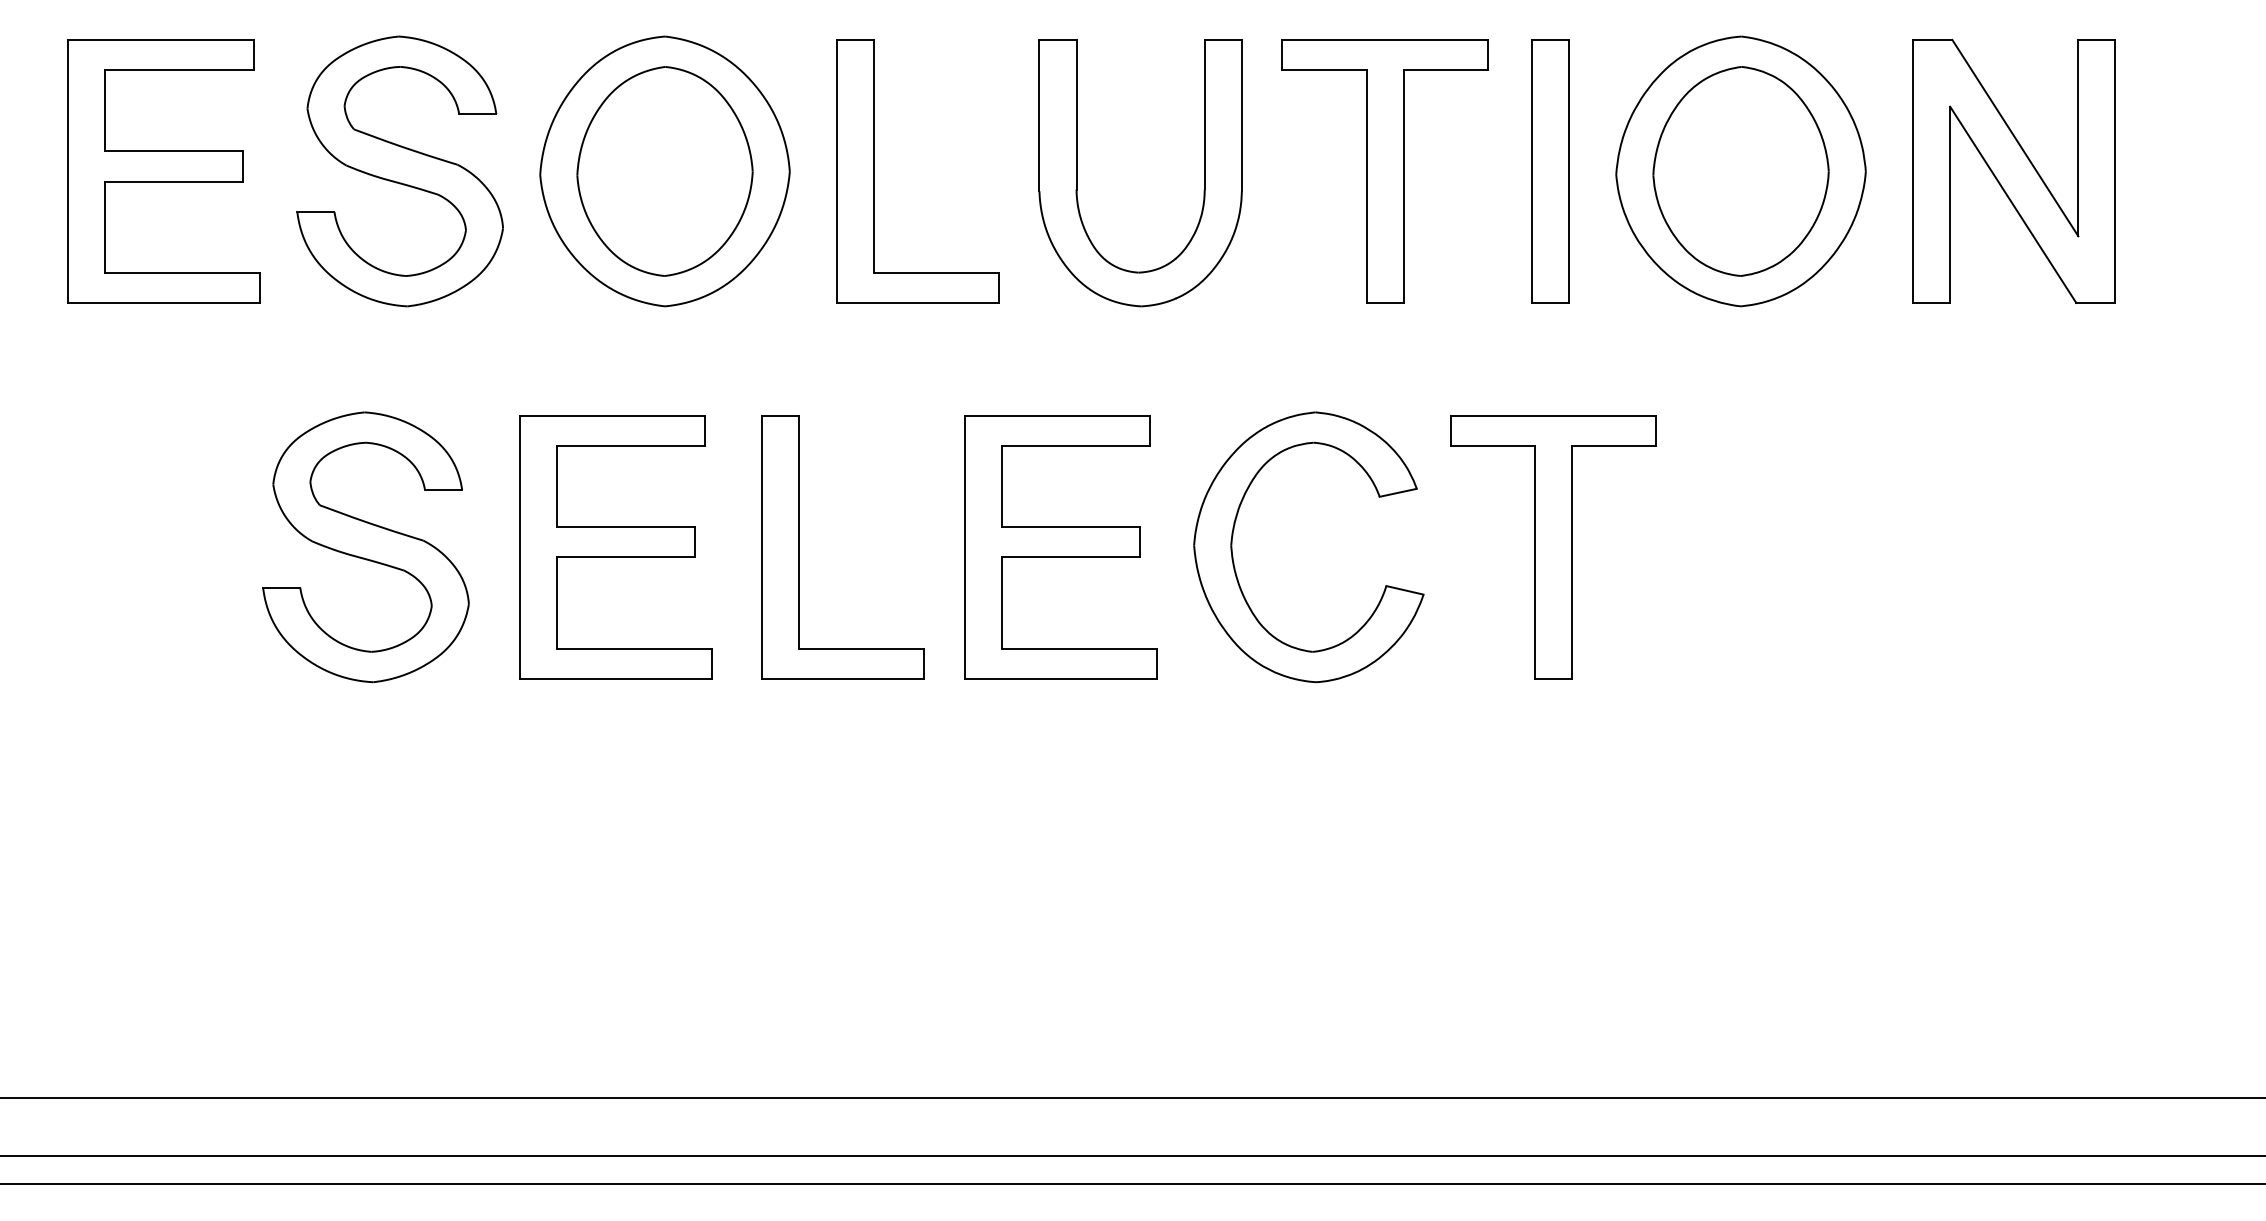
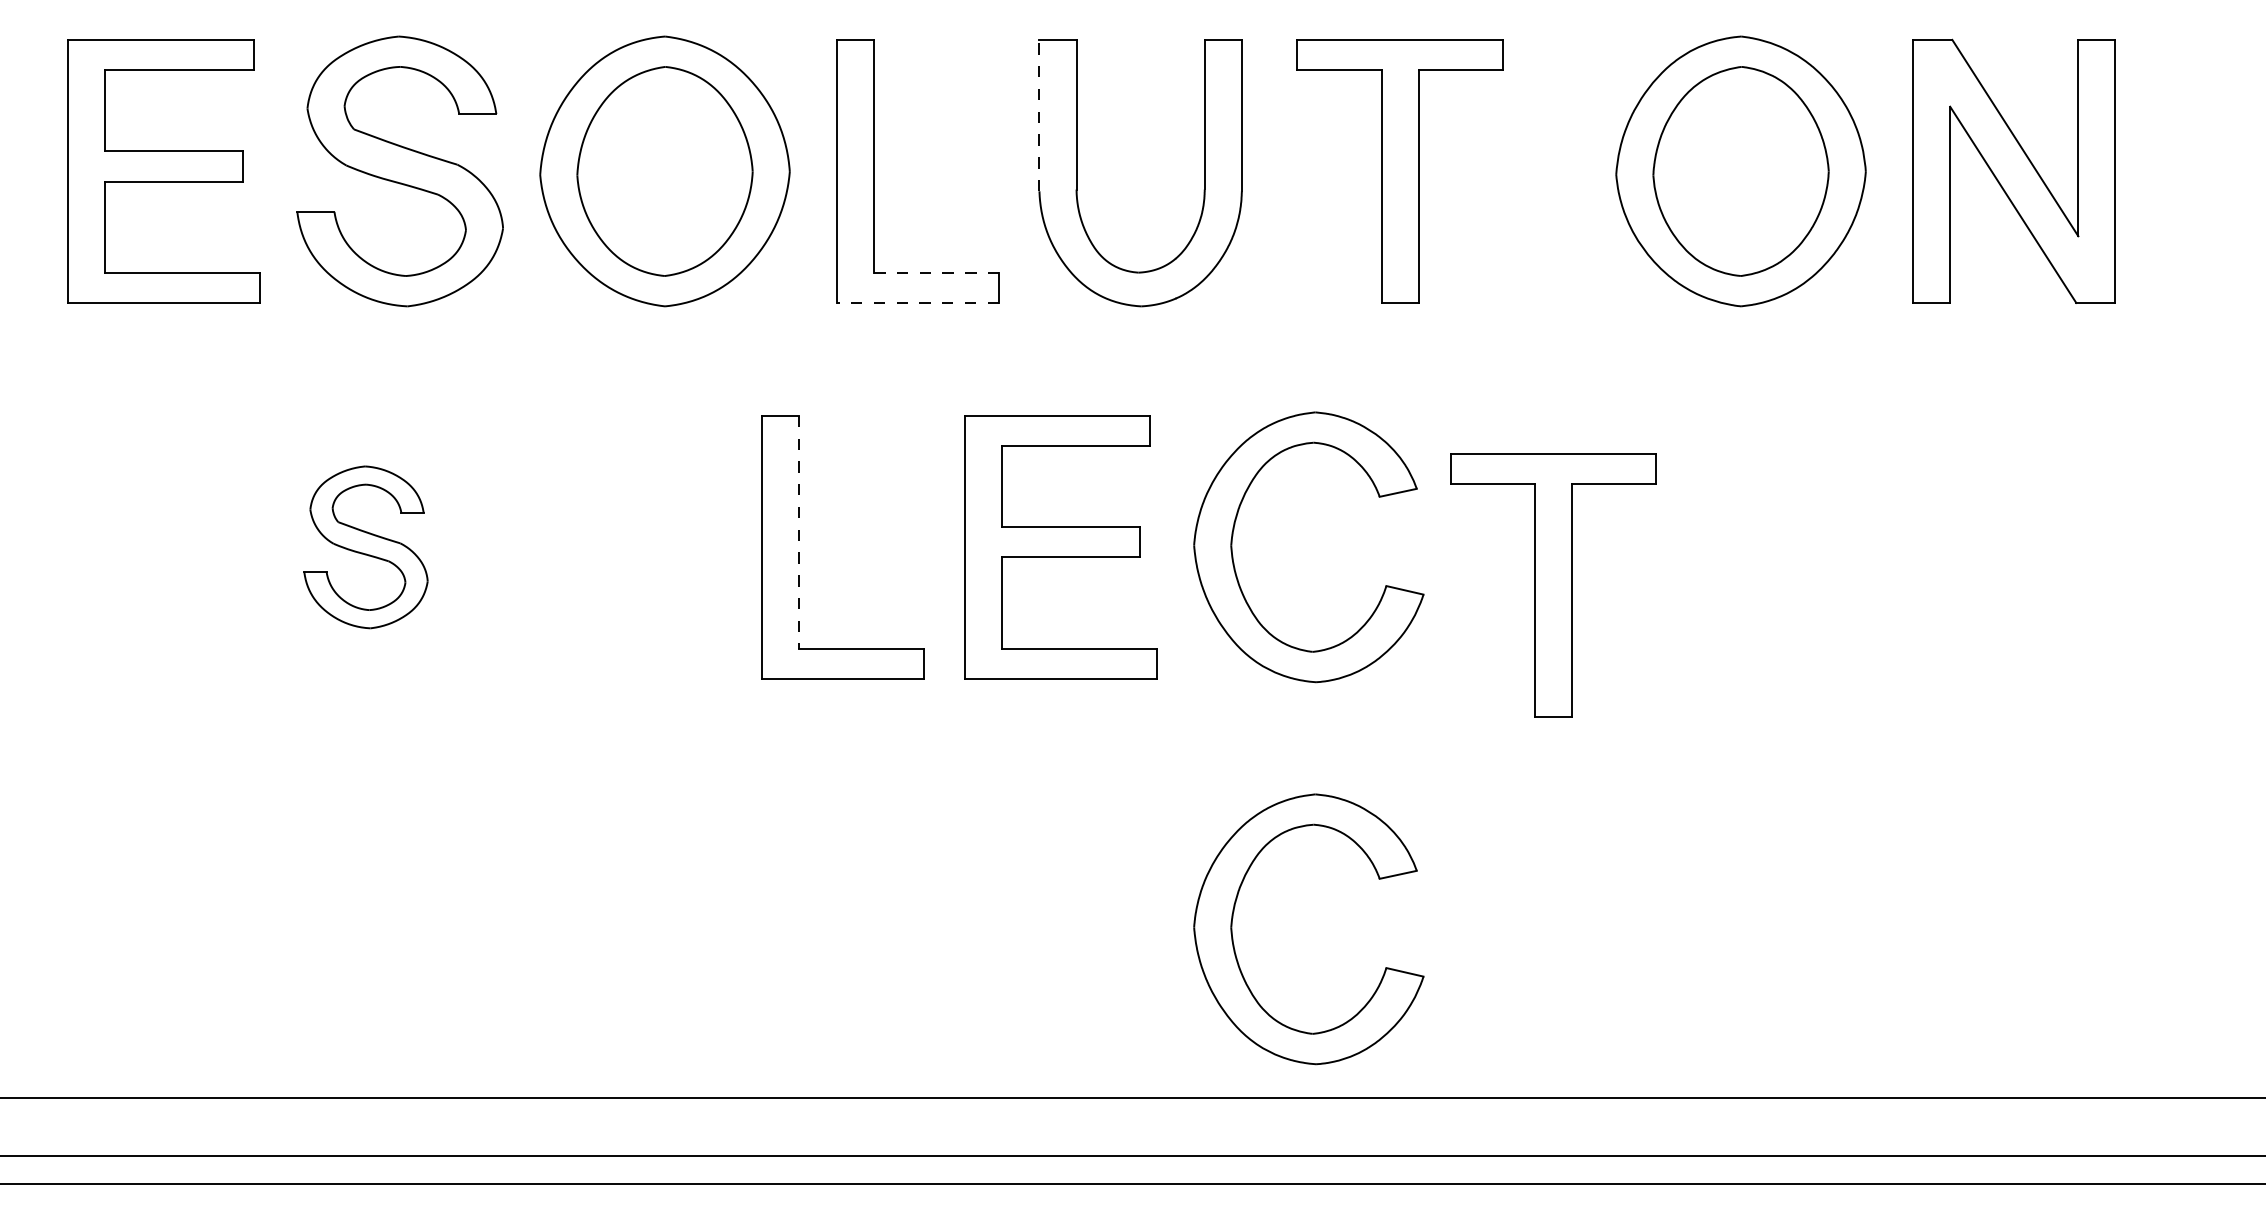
line: solid -> dashed (1039, 115)
part position: (1384, 171) -> (1399, 171) (1399, 171)
part: present -> none (1550, 171)
line: solid -> dashed (937, 272)
line: solid -> dashed (918, 303)
line: solid -> dashed (799, 532)
part size: 208x273 px -> 126x165 px (365, 547)
part: present -> none (615, 547)
part position: (1553, 547) -> (1553, 585) (1553, 585)
part: none -> present (1233, 937)
